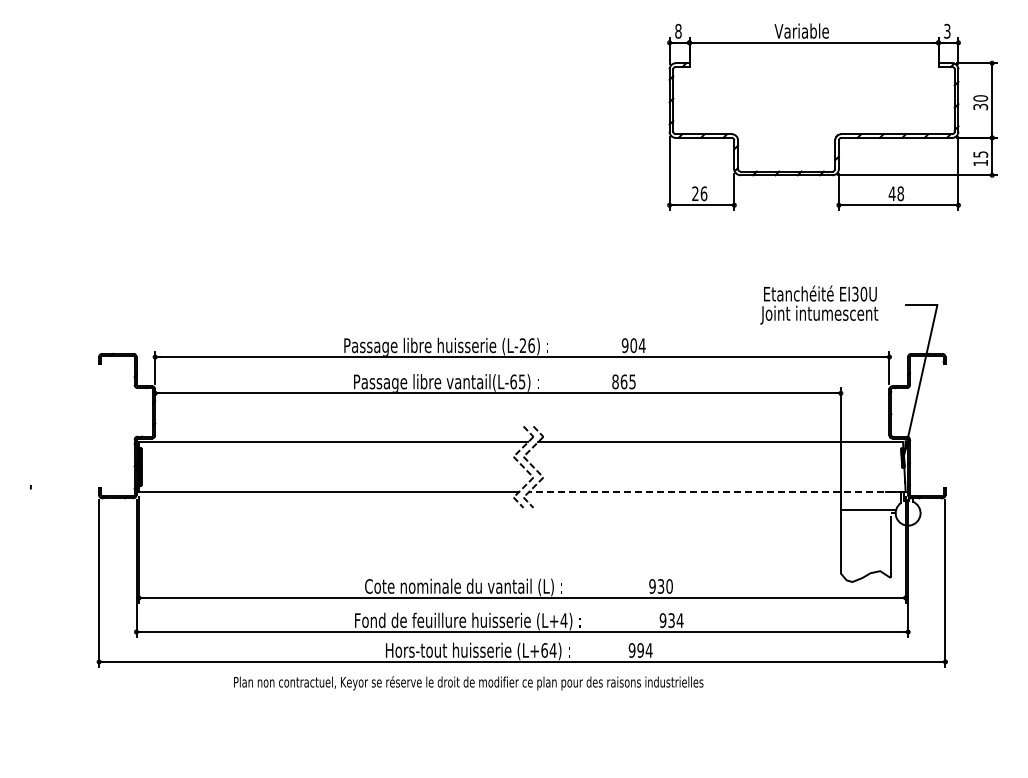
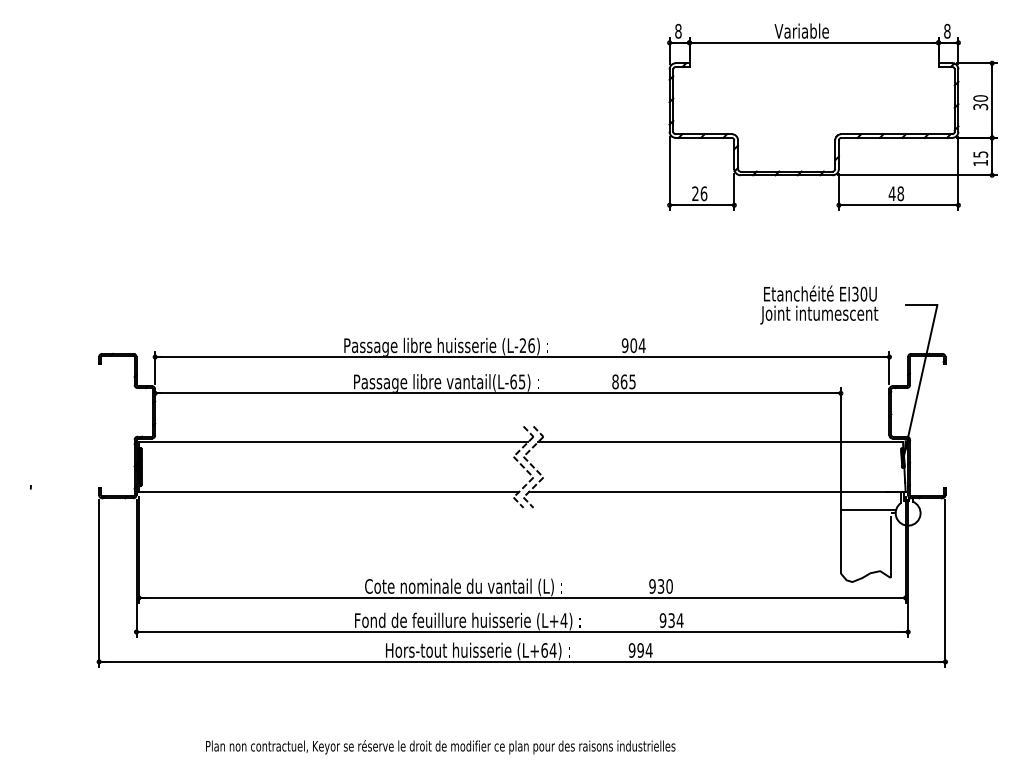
text: 3 -> 8 (947, 31)
line: dashed -> solid (716, 492)
text position: (468, 683) -> (440, 747) (440, 747)
